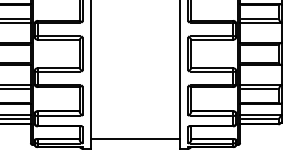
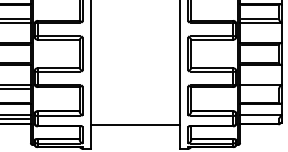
line: present -> none (259, 88)
line: present -> none (259, 119)
line position: (135, 139) -> (135, 125) (135, 125)
